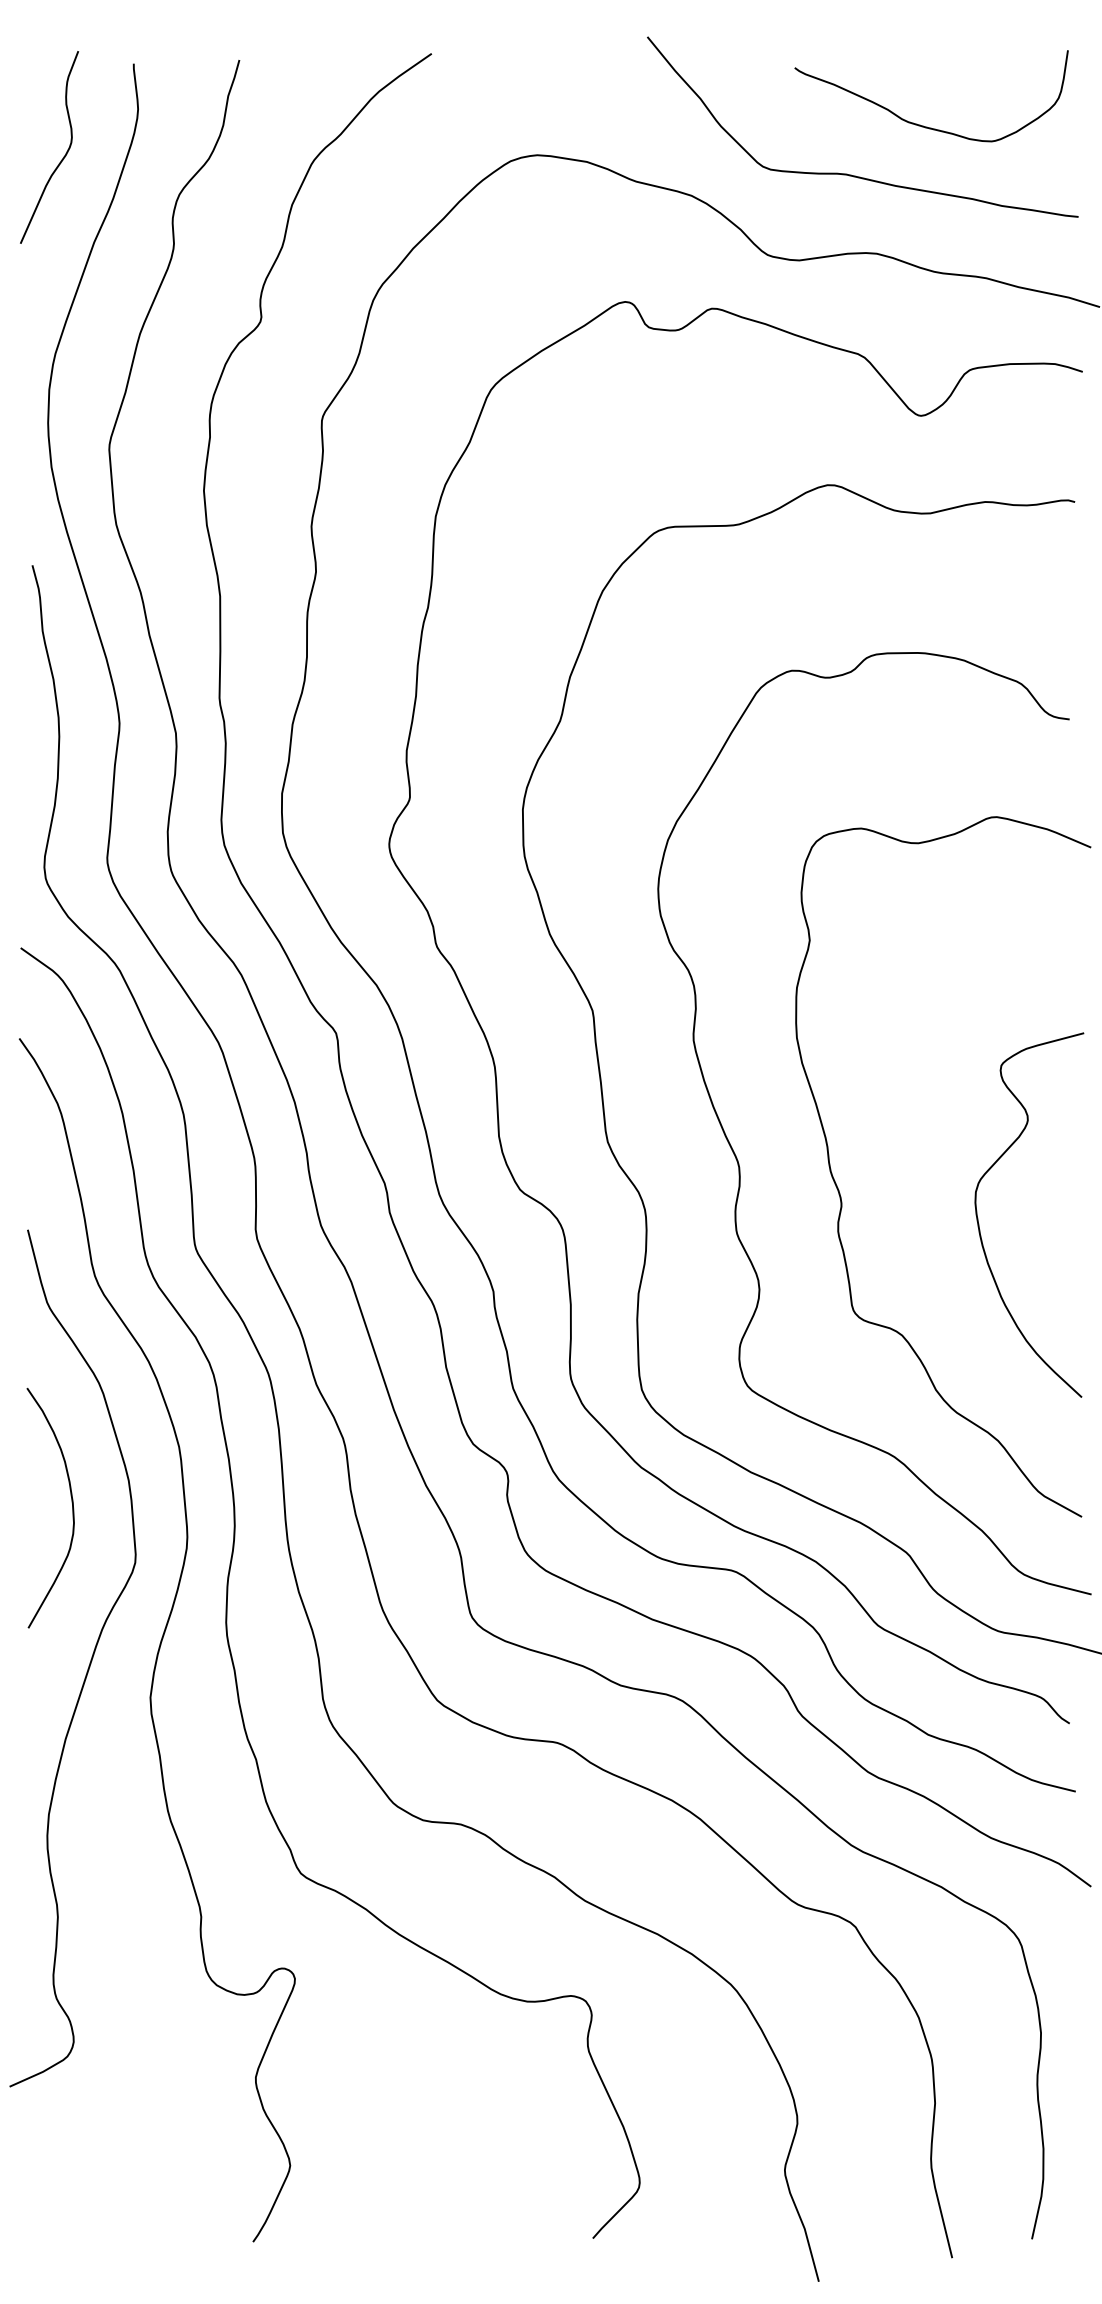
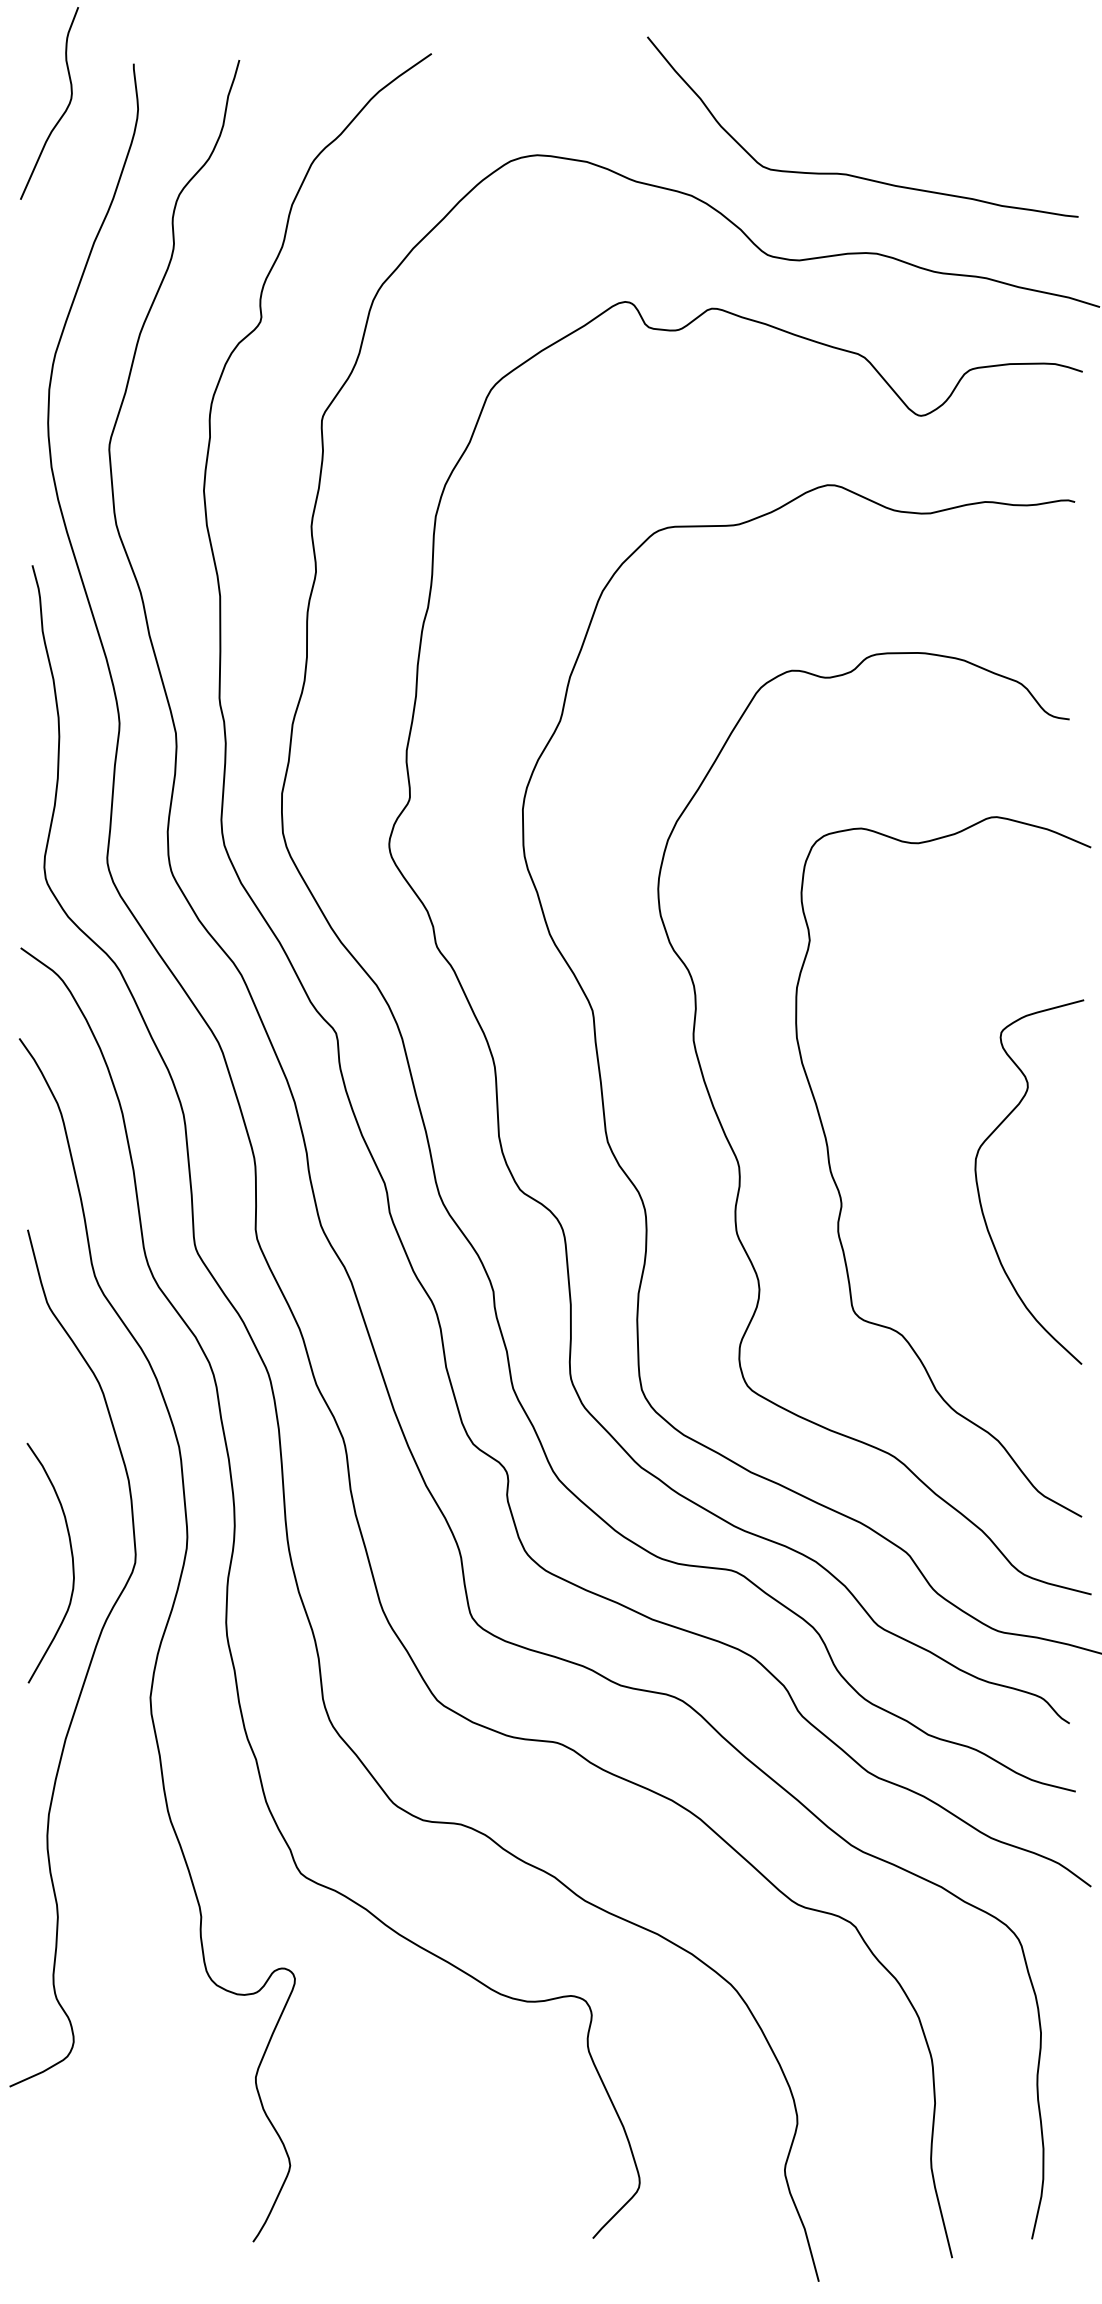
curve: present -> none (920, 124)
curve position: (63, 156) -> (63, 112) (63, 112)
curve position: (979, 1223) -> (979, 1190) (979, 1190)
curve position: (71, 1502) -> (71, 1557) (71, 1557)
